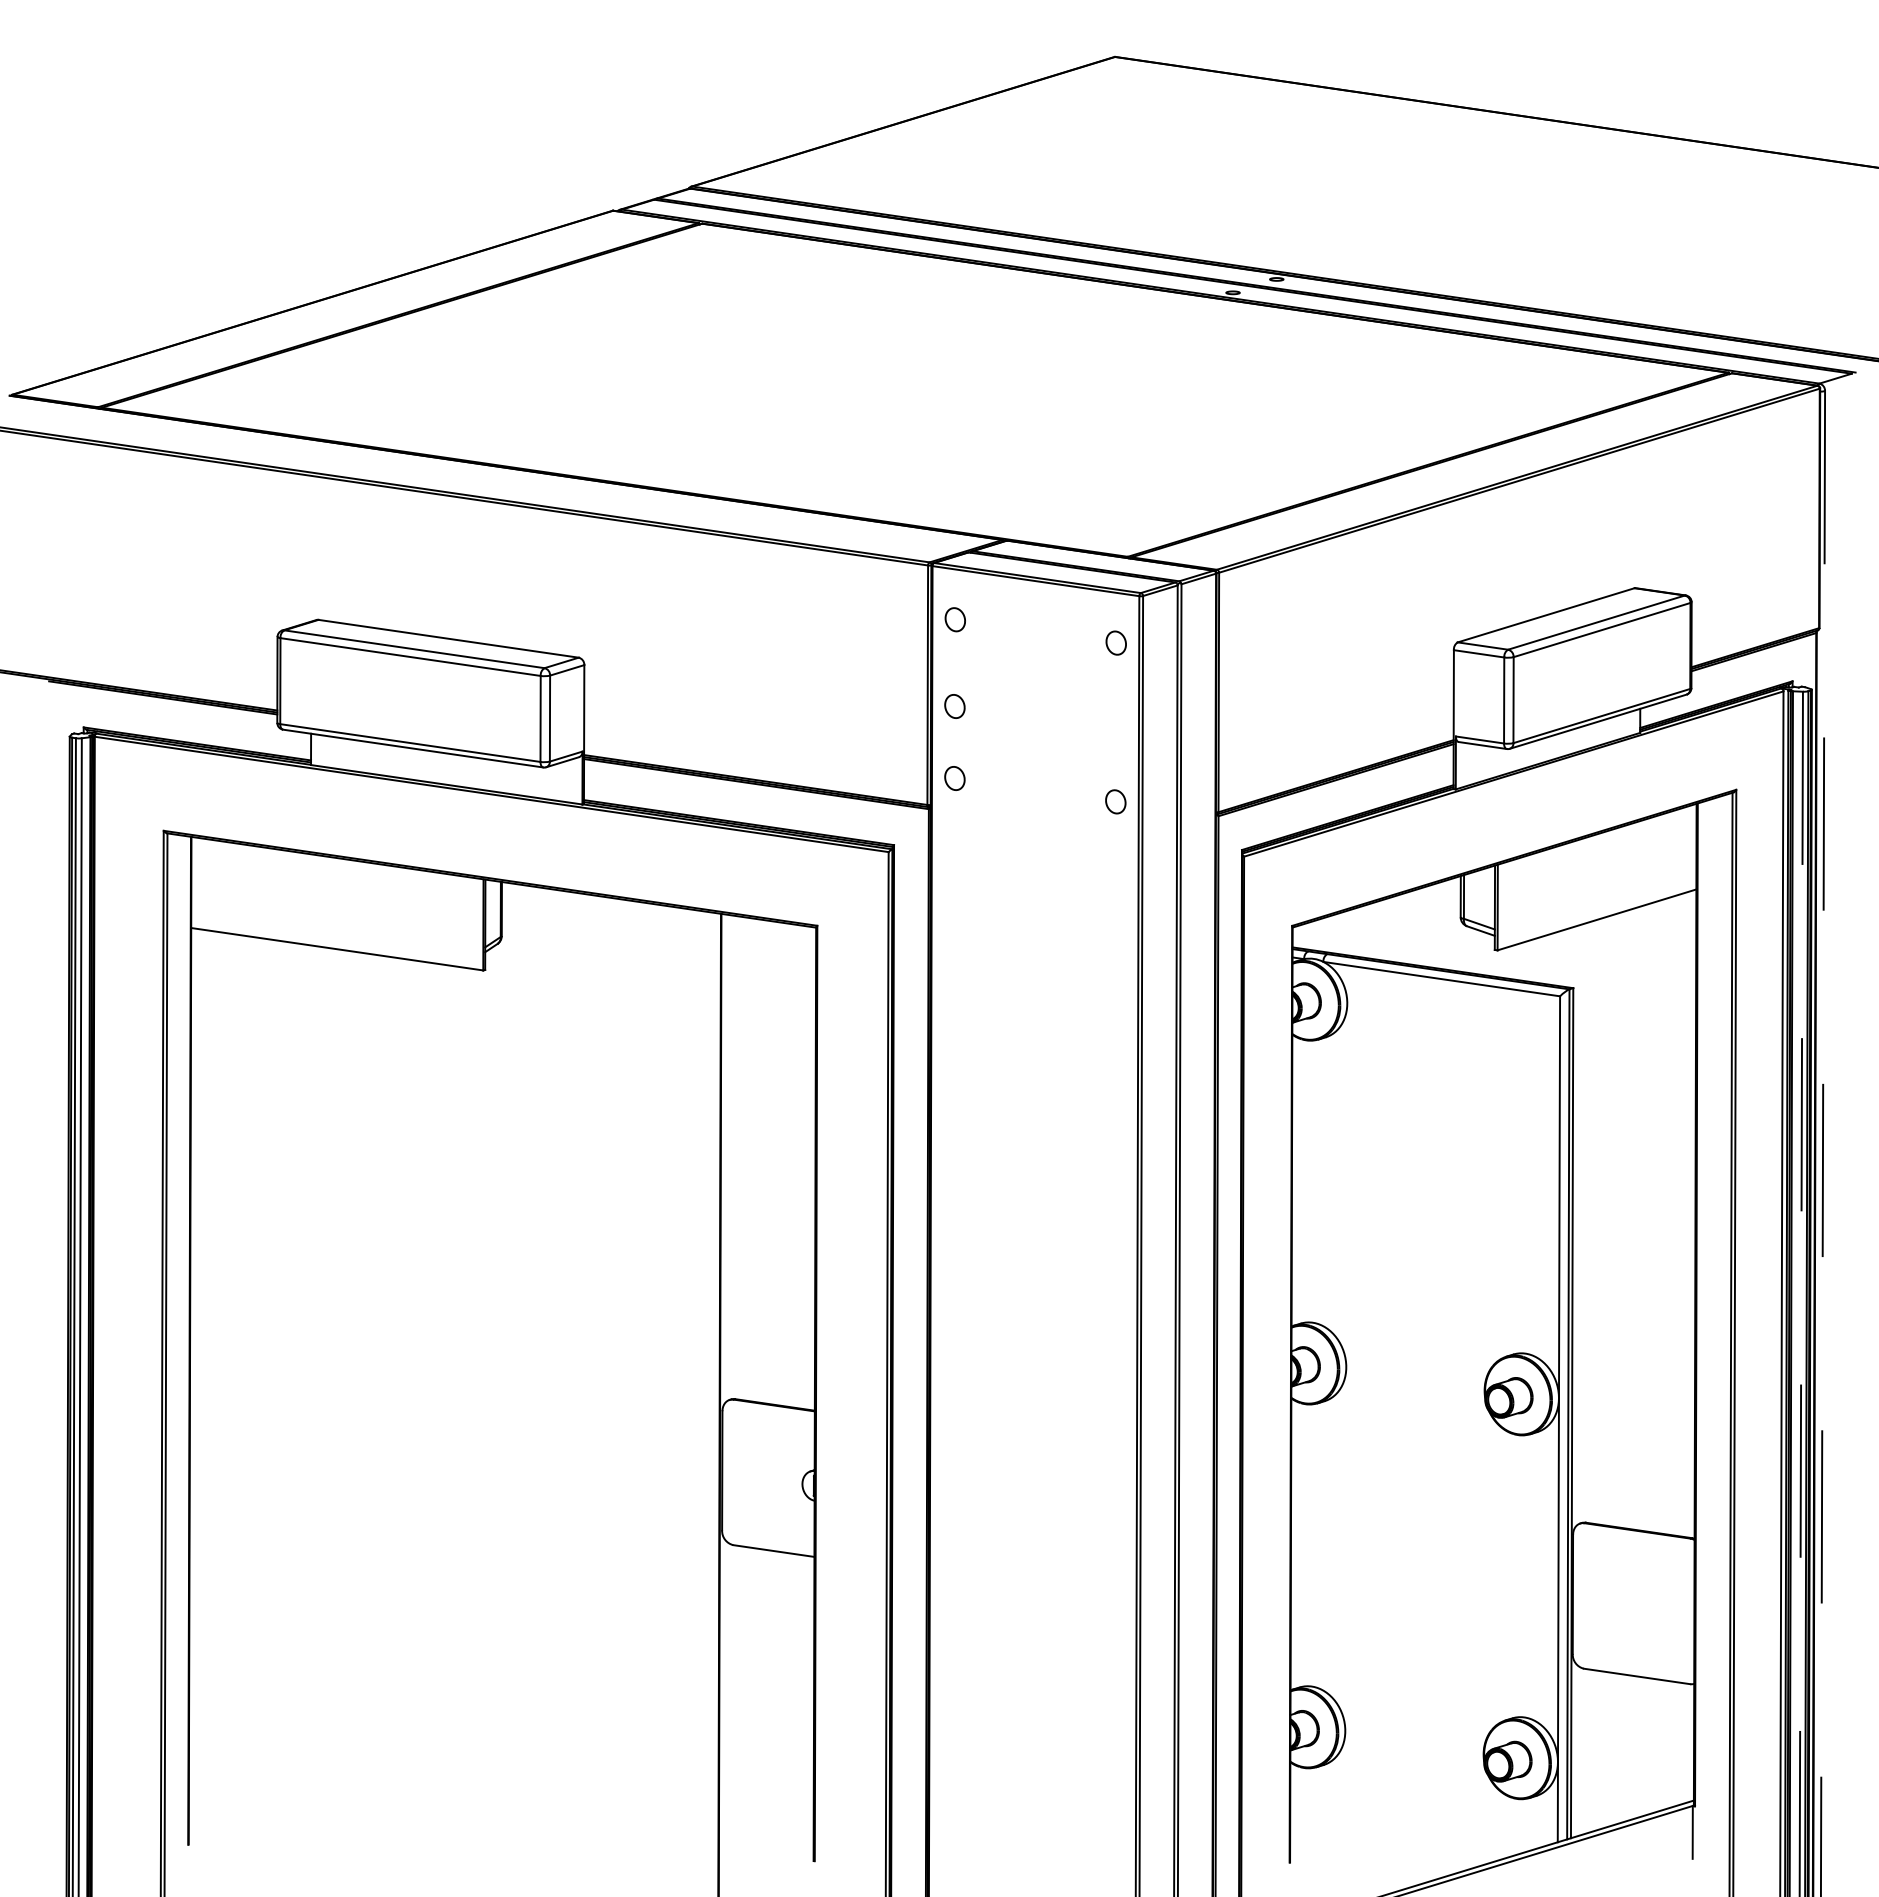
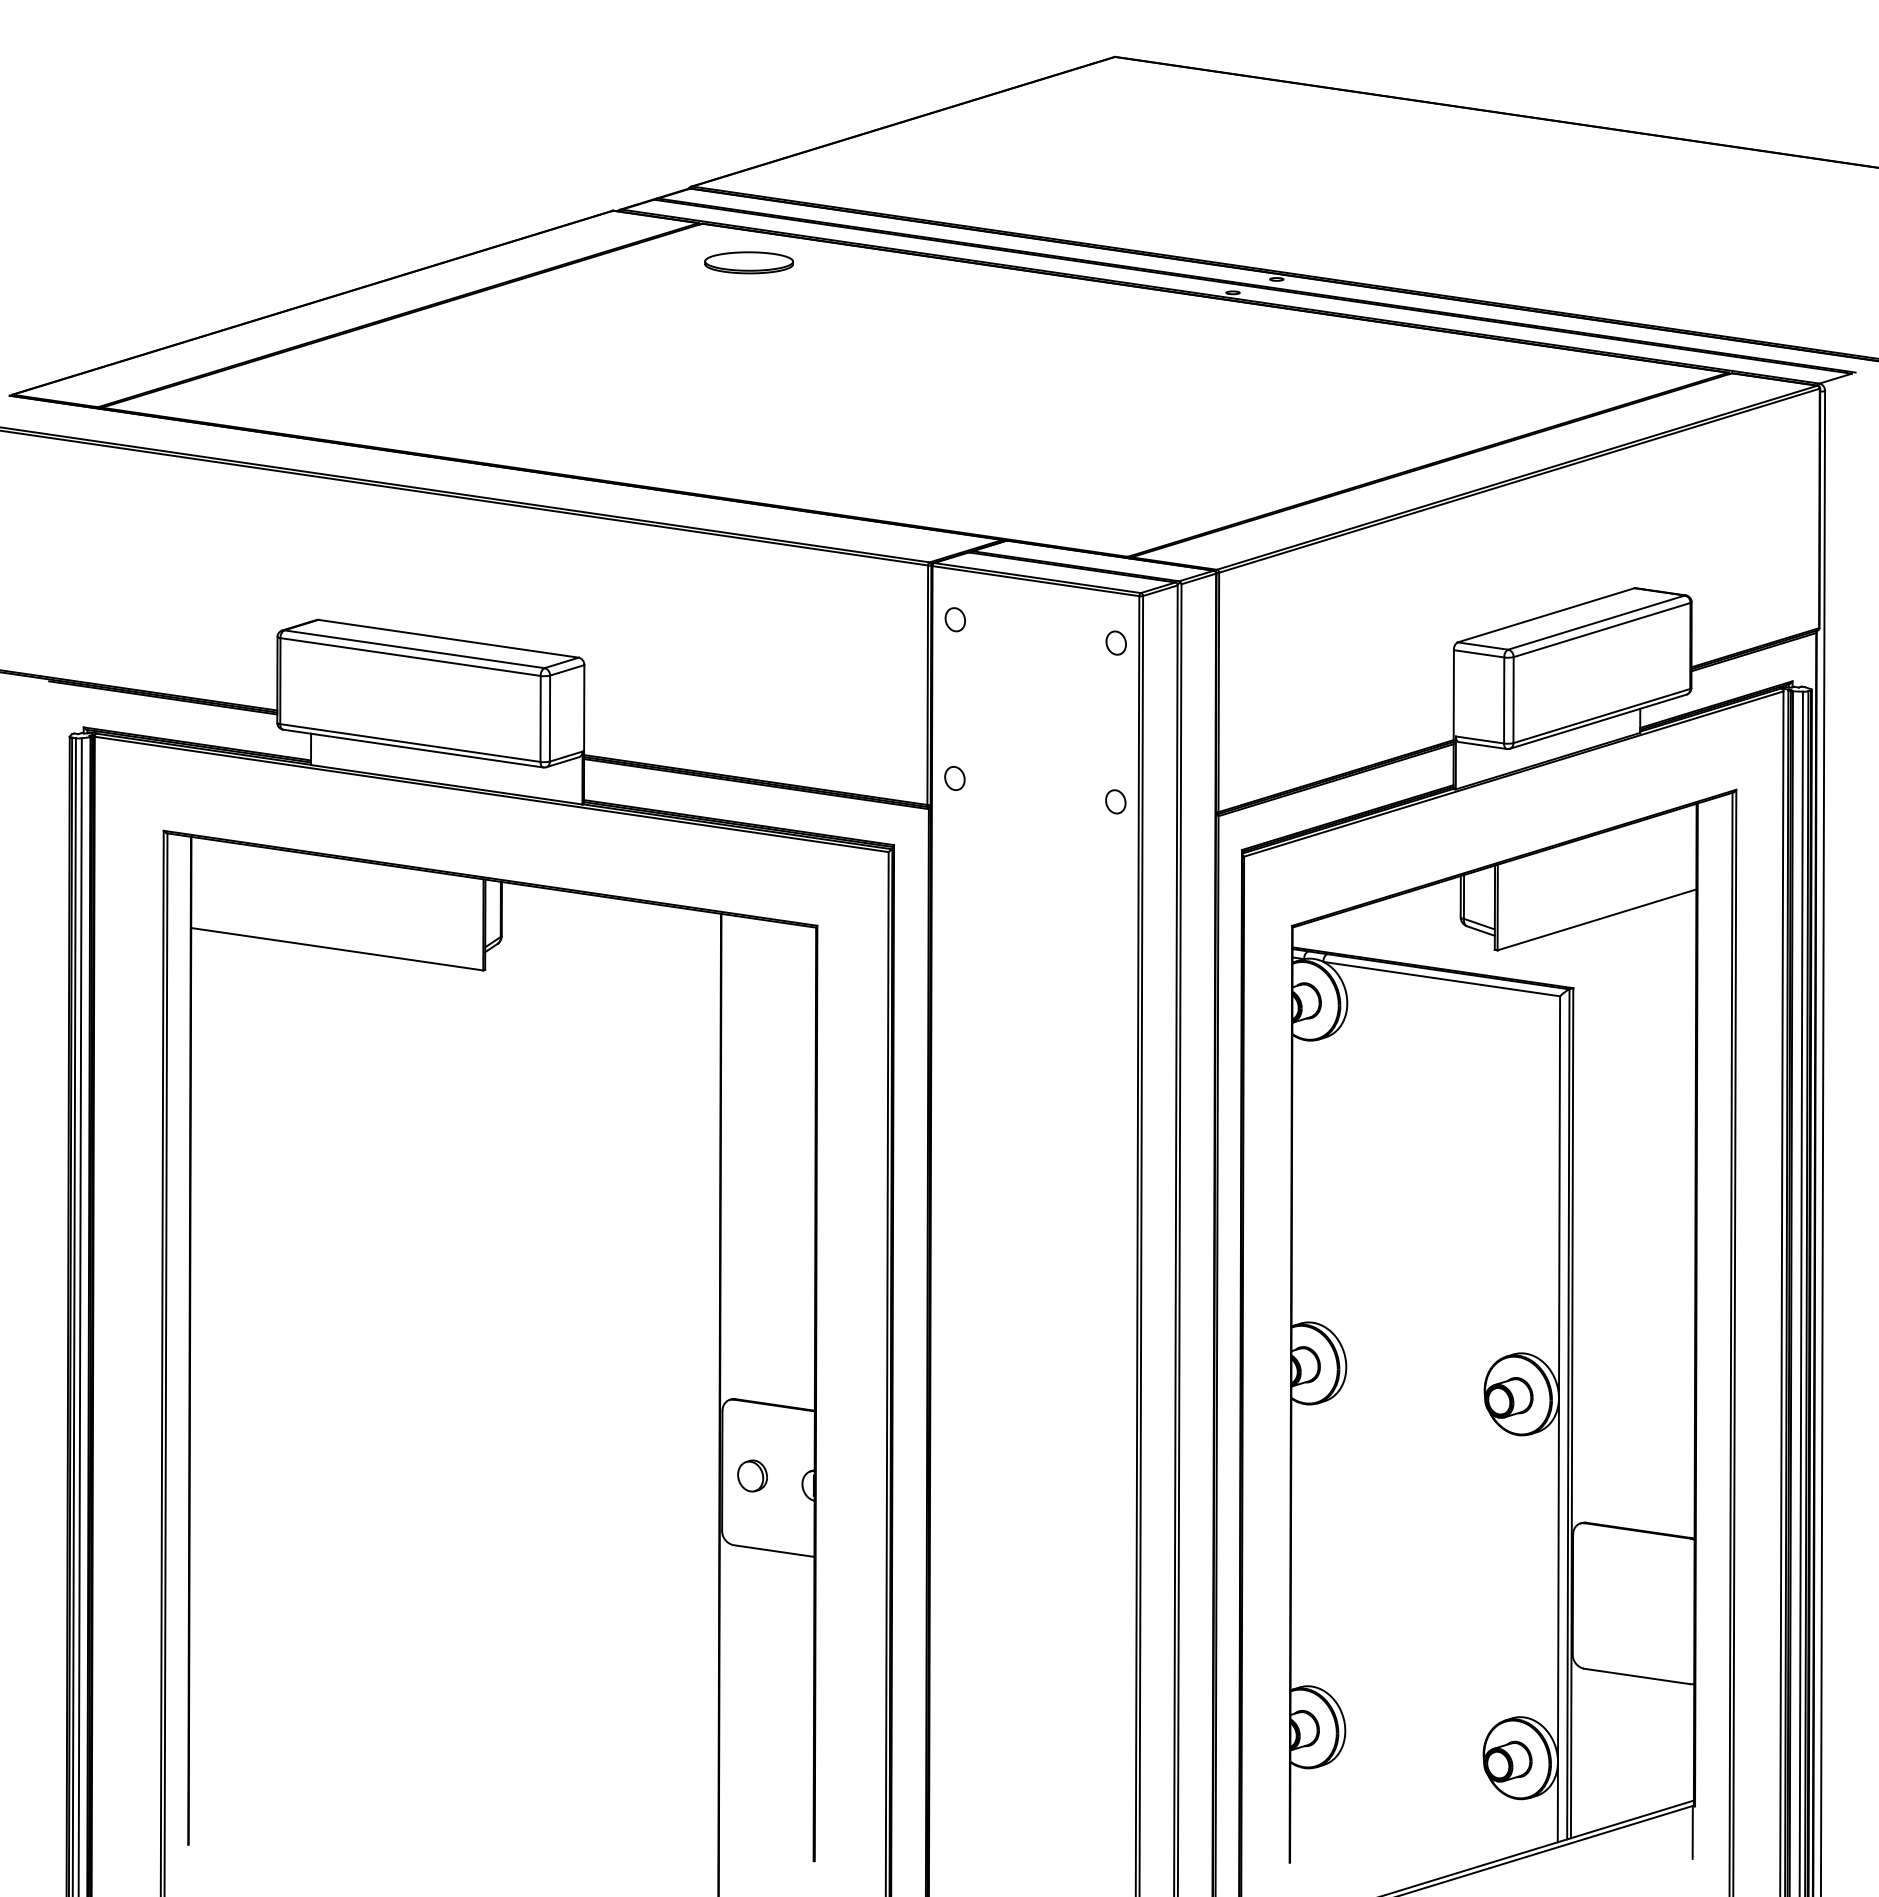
part: none -> present (748, 262)
part: present -> none (954, 706)
line: dashed -> solid (1823, 1143)
line: dashed -> solid (1801, 1294)
part: none -> present (752, 1475)
